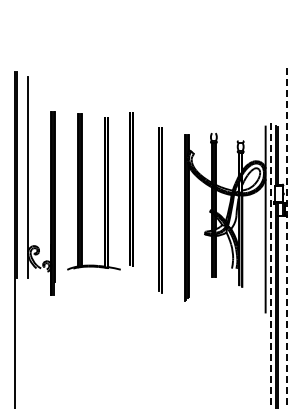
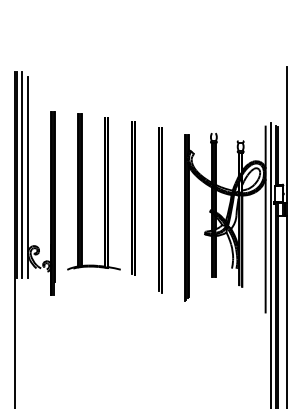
line: none -> present (21, 174)
line position: (130, 189) -> (132, 198) (132, 198)
line: dashed -> solid (286, 237)
line: dashed -> solid (270, 266)
